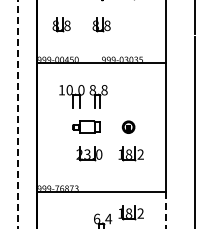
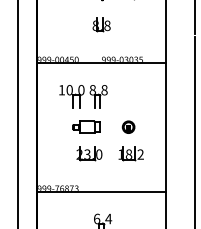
part: present -> none (61, 24)
line: dashed -> solid (17, 114)
line: dashed -> solid (165, 210)
part: present -> none (130, 212)
